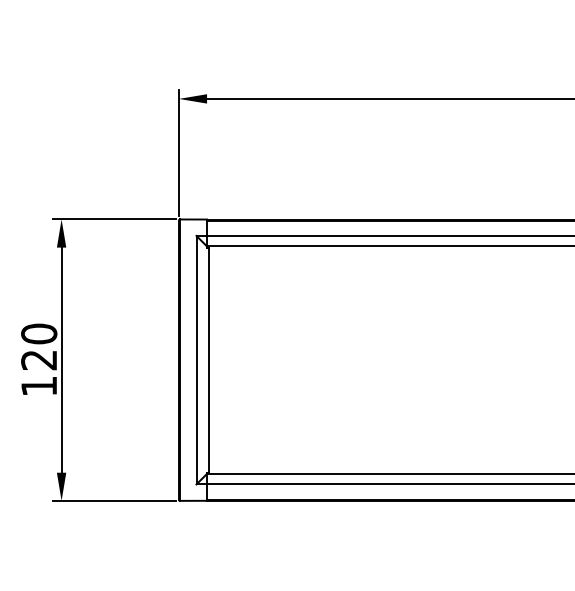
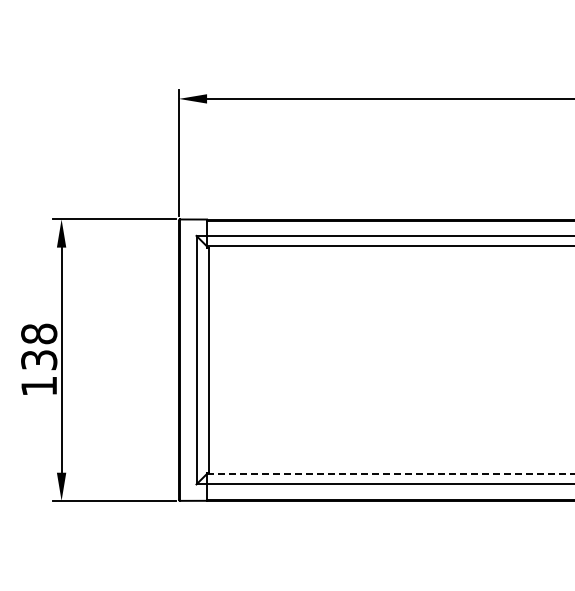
text: 120 -> 138 (39, 346)
line: solid -> dashed (391, 473)
